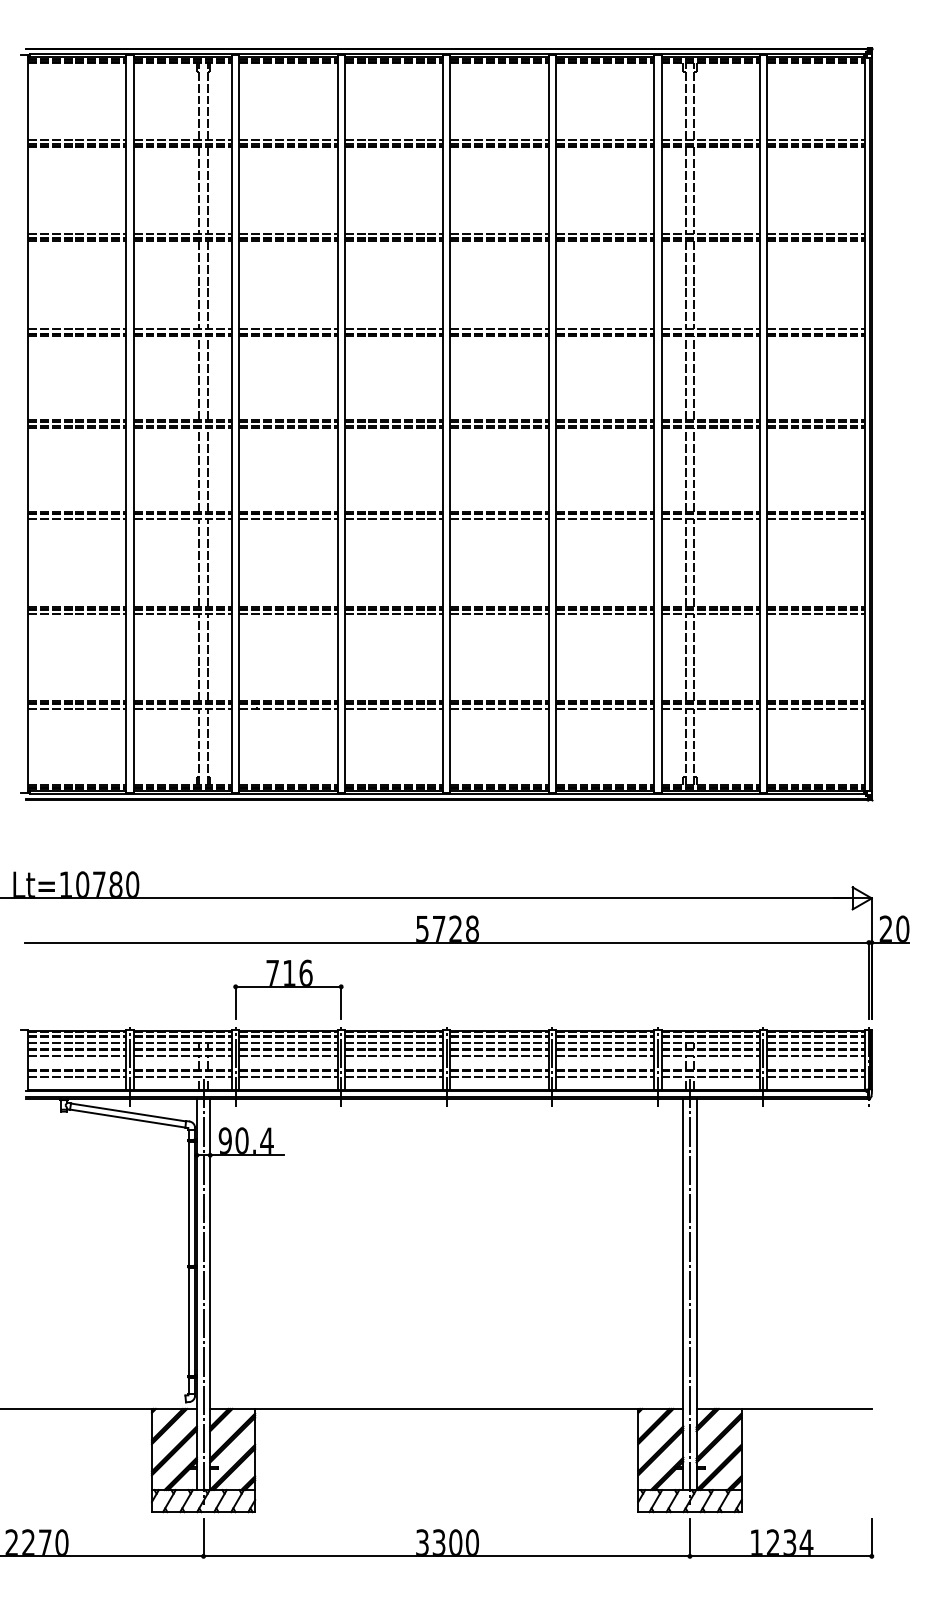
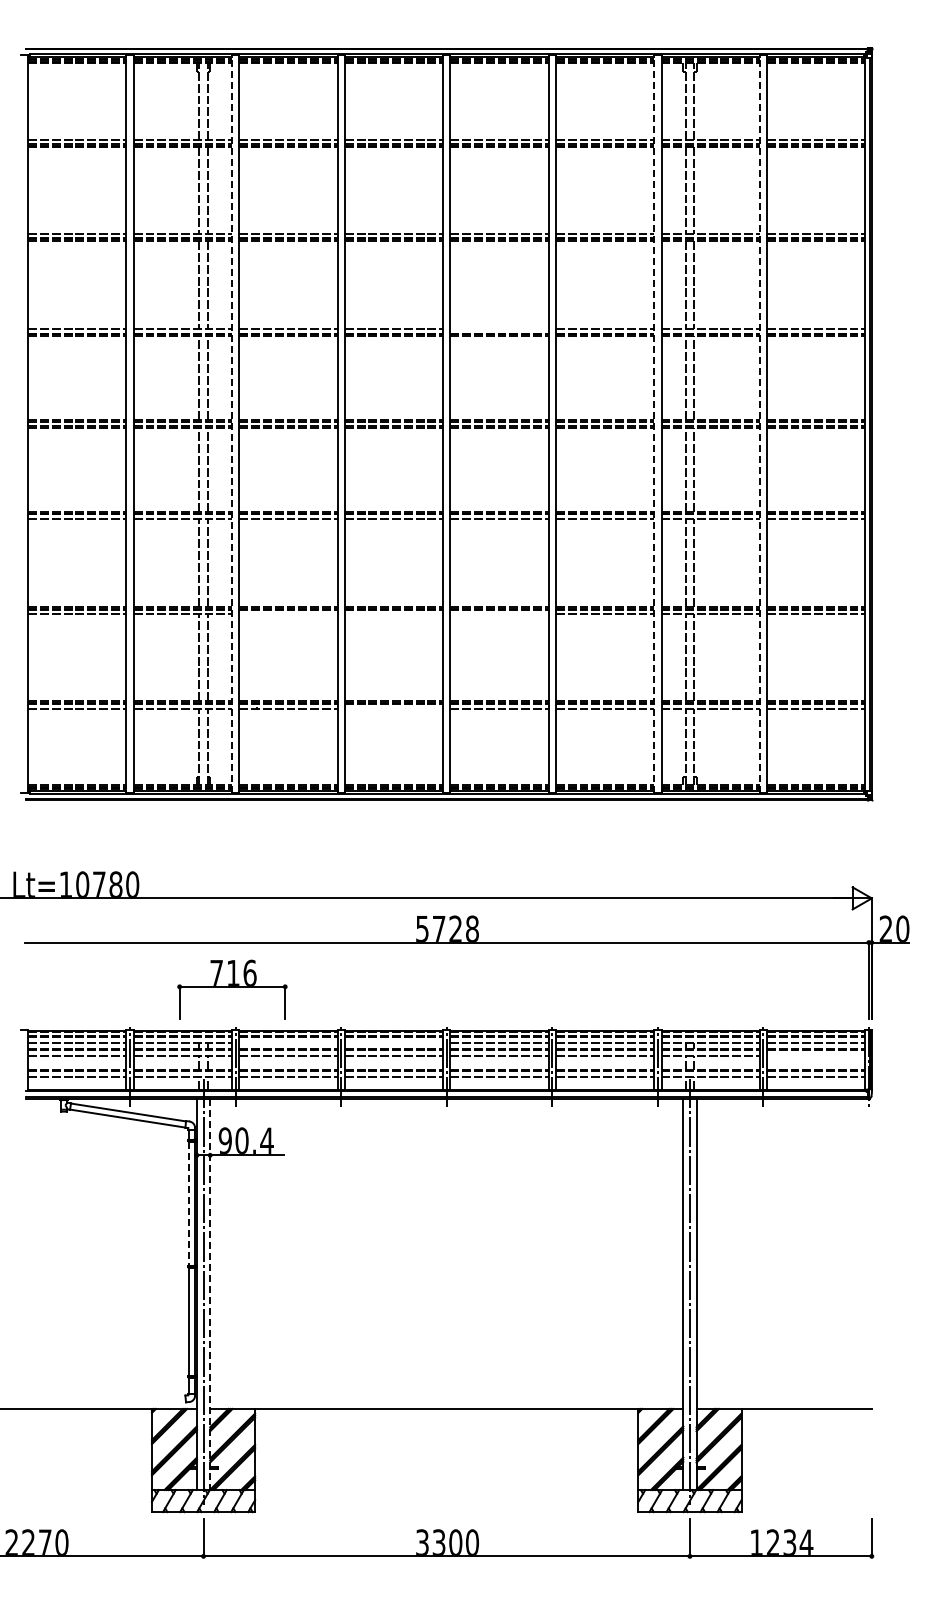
line: present -> none (499, 329)
line: solid -> dashed (232, 423)
line: solid -> dashed (654, 423)
line: solid -> dashed (759, 423)
line: present -> none (288, 614)
line: present -> none (393, 614)
line: present -> none (499, 614)
line: present -> none (393, 708)
part position: (288, 989) -> (232, 989) (232, 989)
line: present -> none (288, 1043)
line: present -> none (393, 1043)
line: present -> none (816, 1056)
line: solid -> dashed (188, 1204)
line: solid -> dashed (210, 1294)
